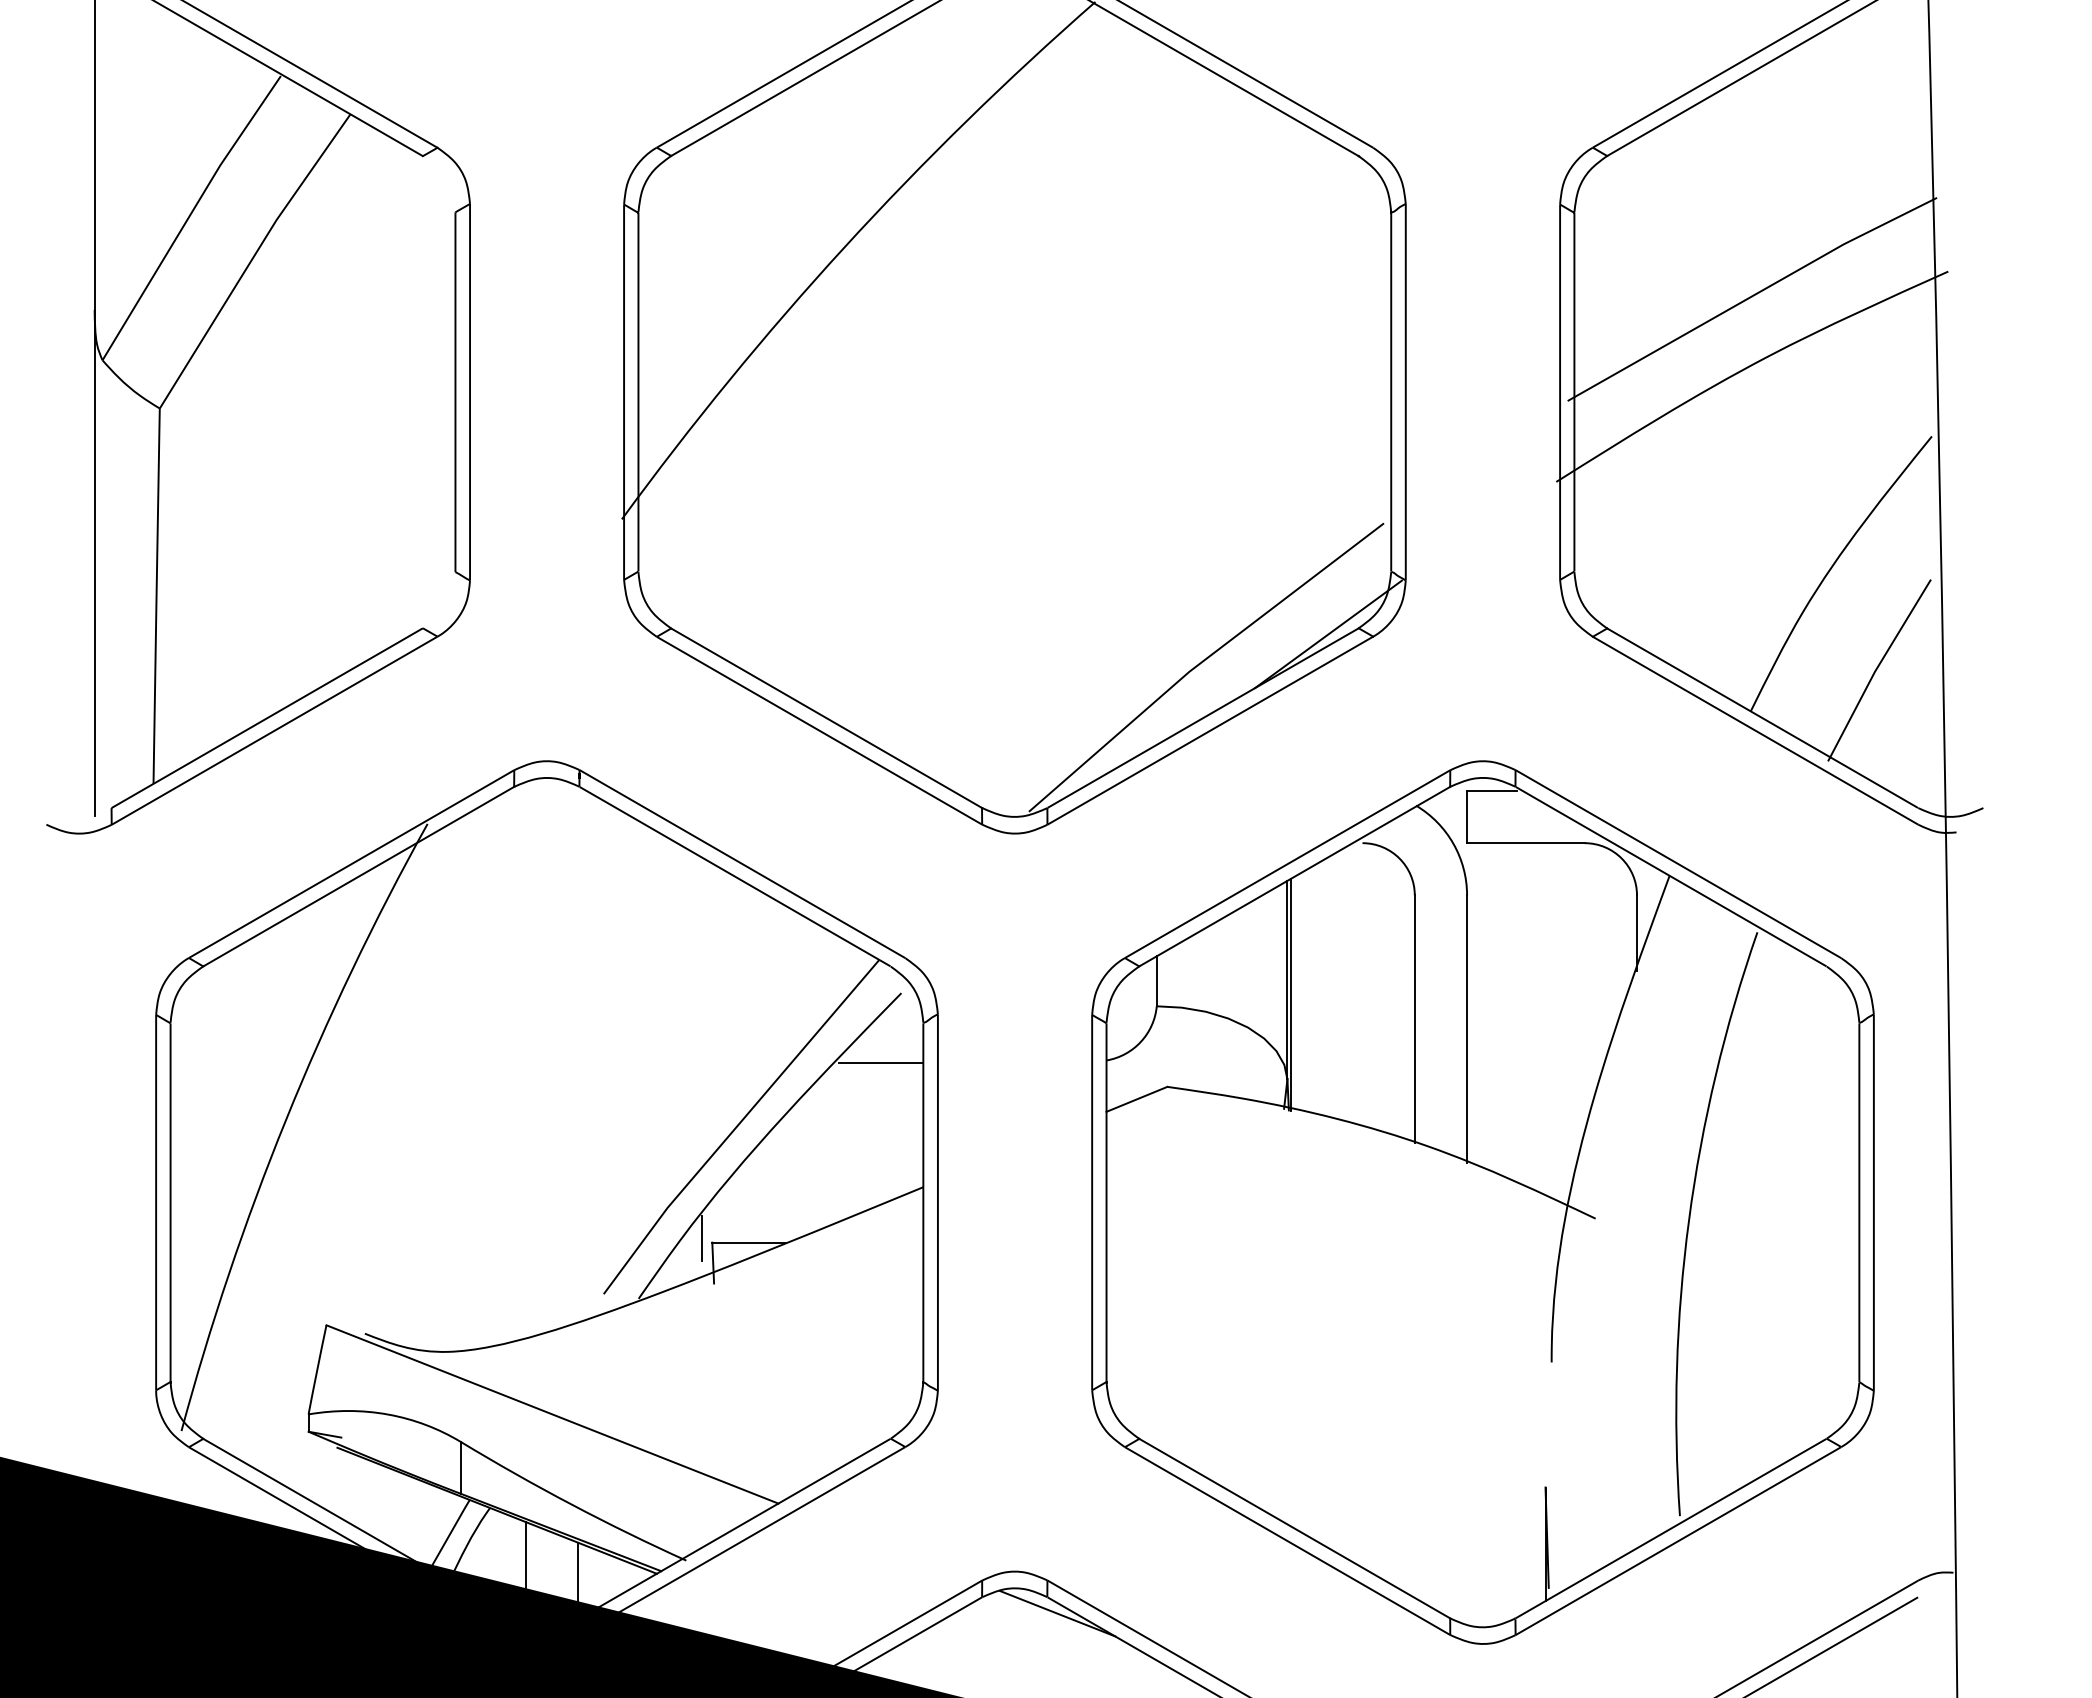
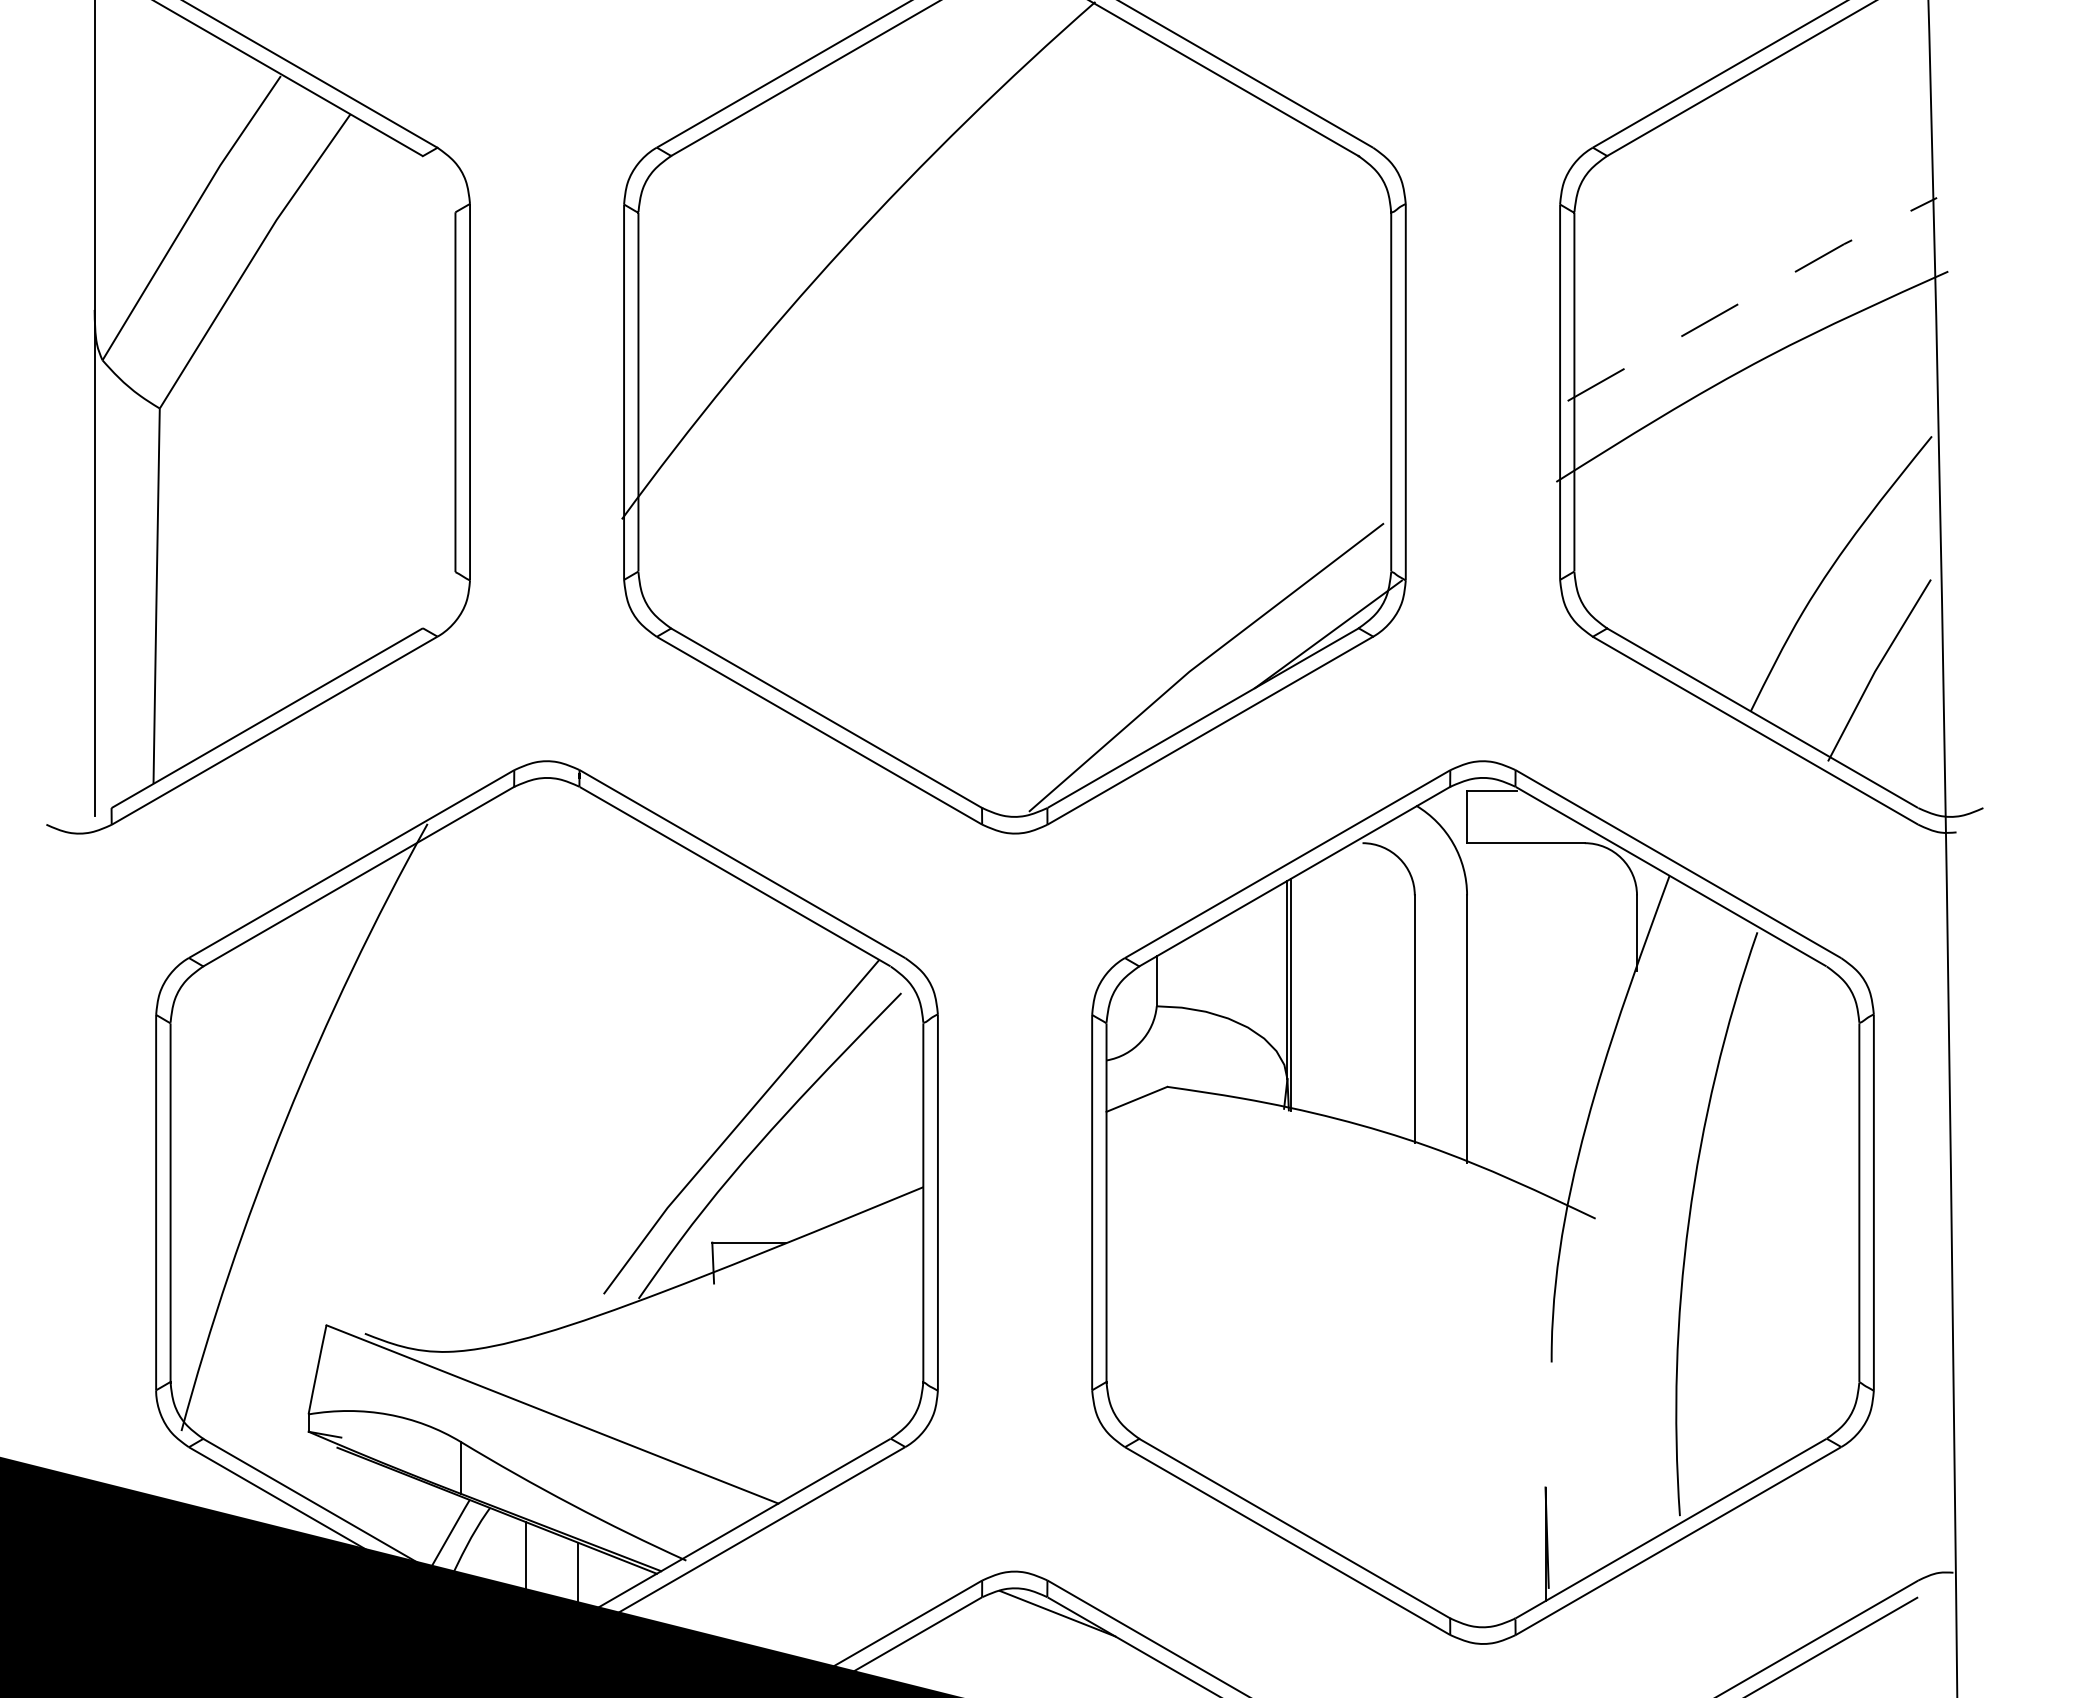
line: solid -> dashed (1751, 296)
line: present -> none (881, 1062)
line: present -> none (702, 1237)
